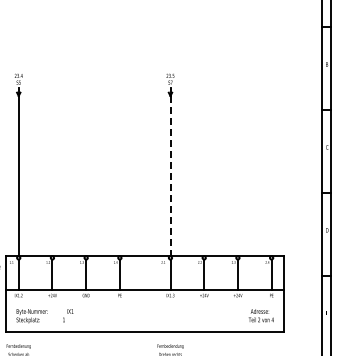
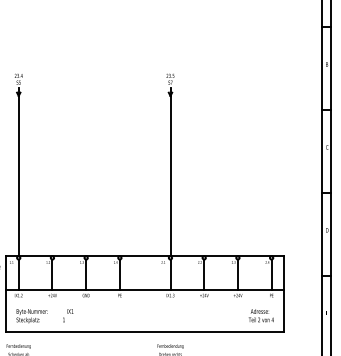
line: dashed -> solid (170, 176)
